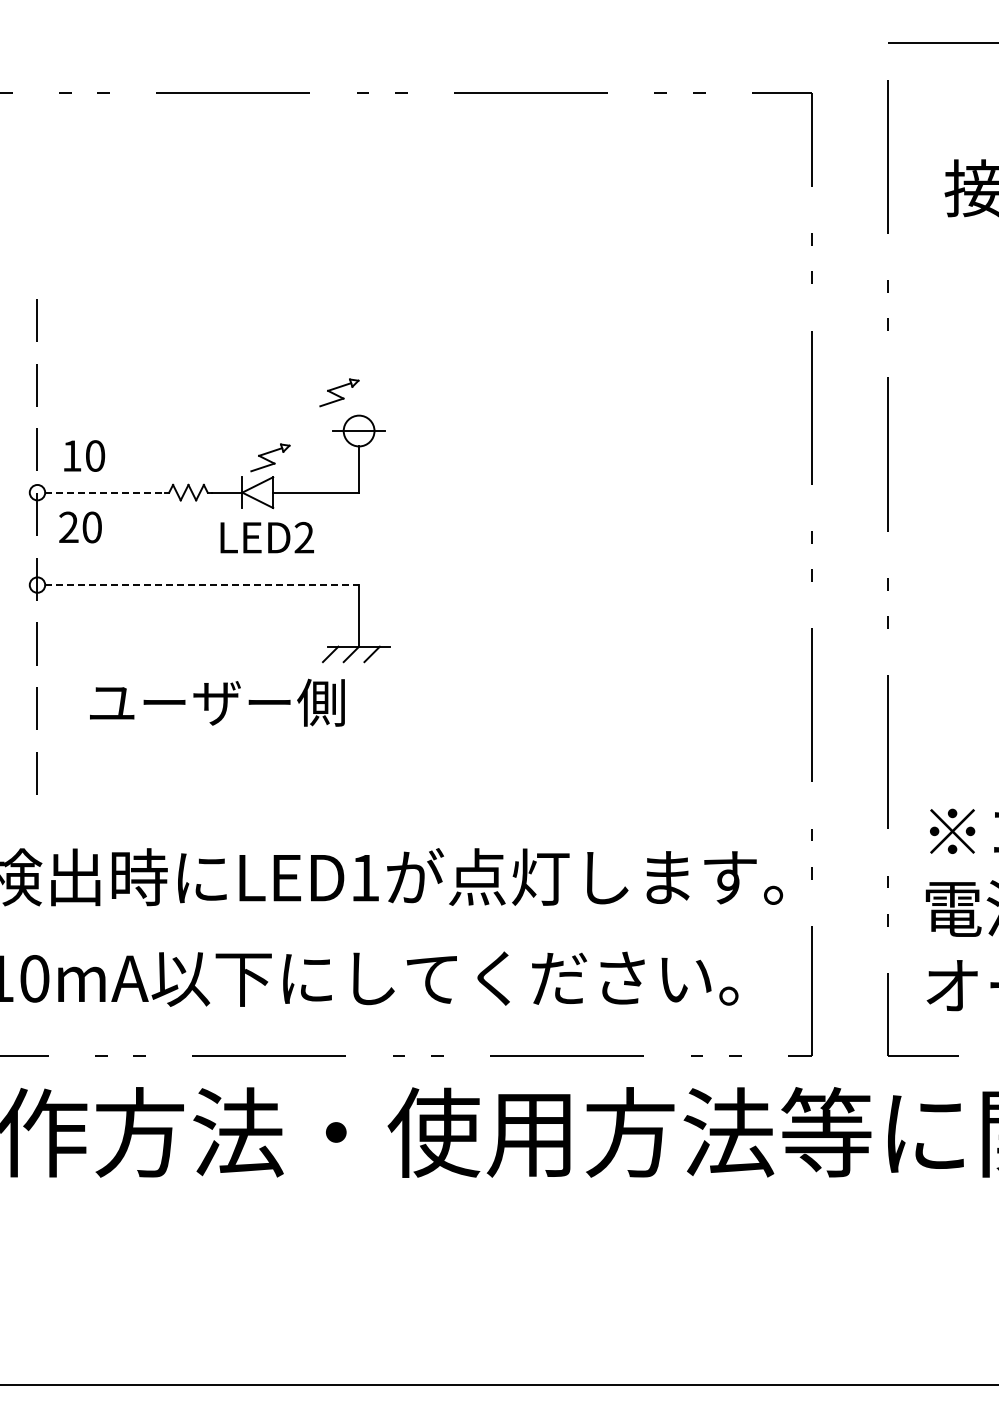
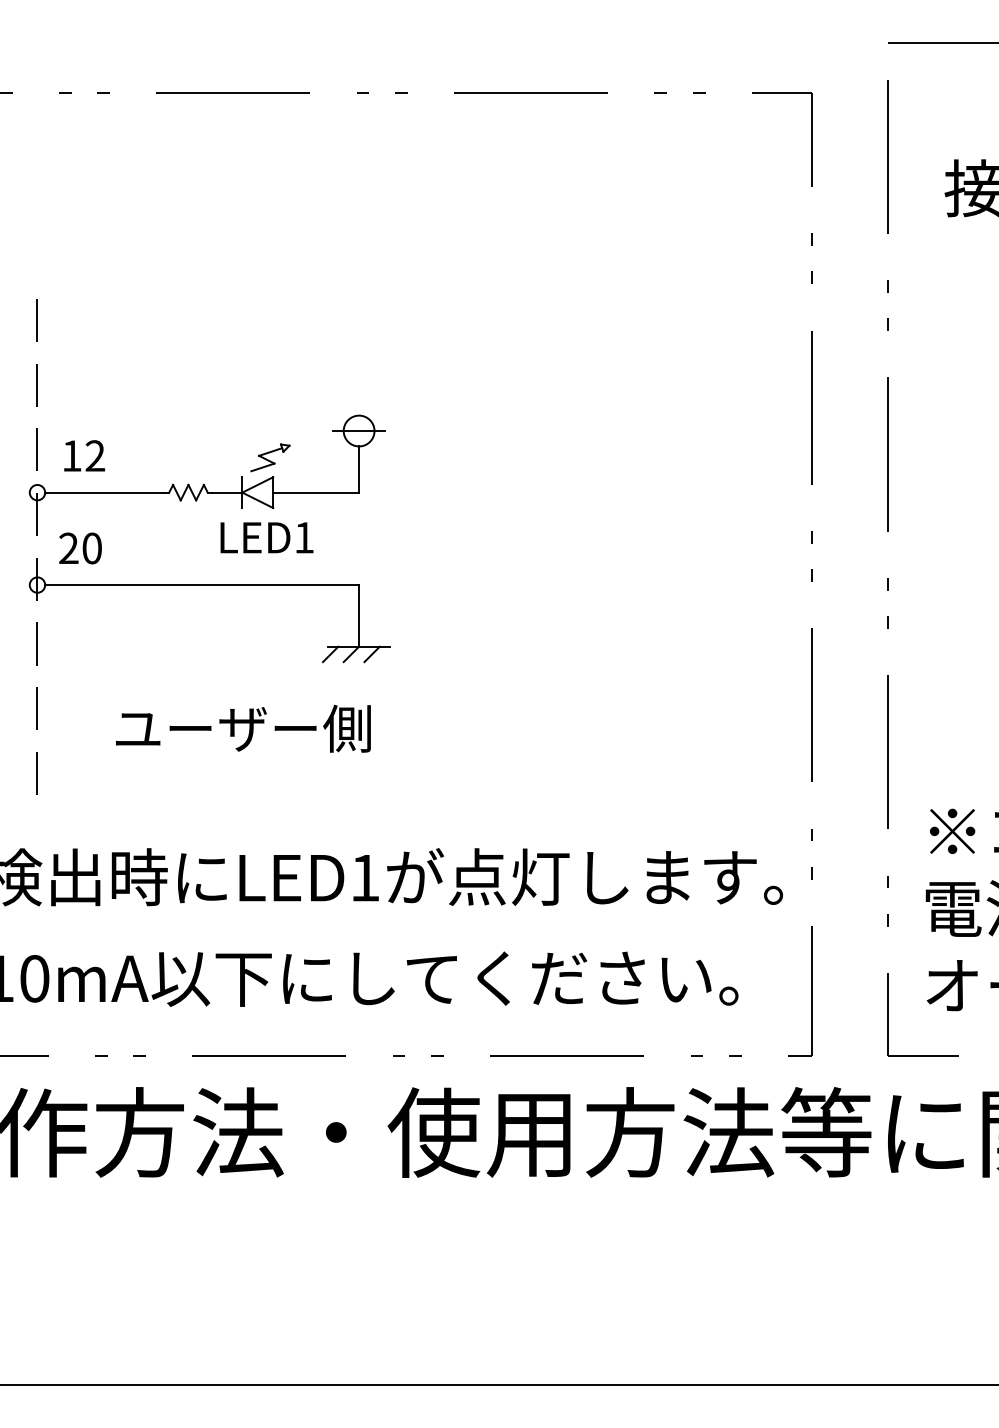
part: present -> none (339, 392)
text: 10 -> 12 (95, 455)
line: dashed -> solid (105, 492)
text position: (80, 527) -> (80, 548) (80, 548)
text: LED2 -> LED1 (304, 537)
line: dashed -> solid (202, 585)
text position: (217, 702) -> (243, 728) (243, 728)
